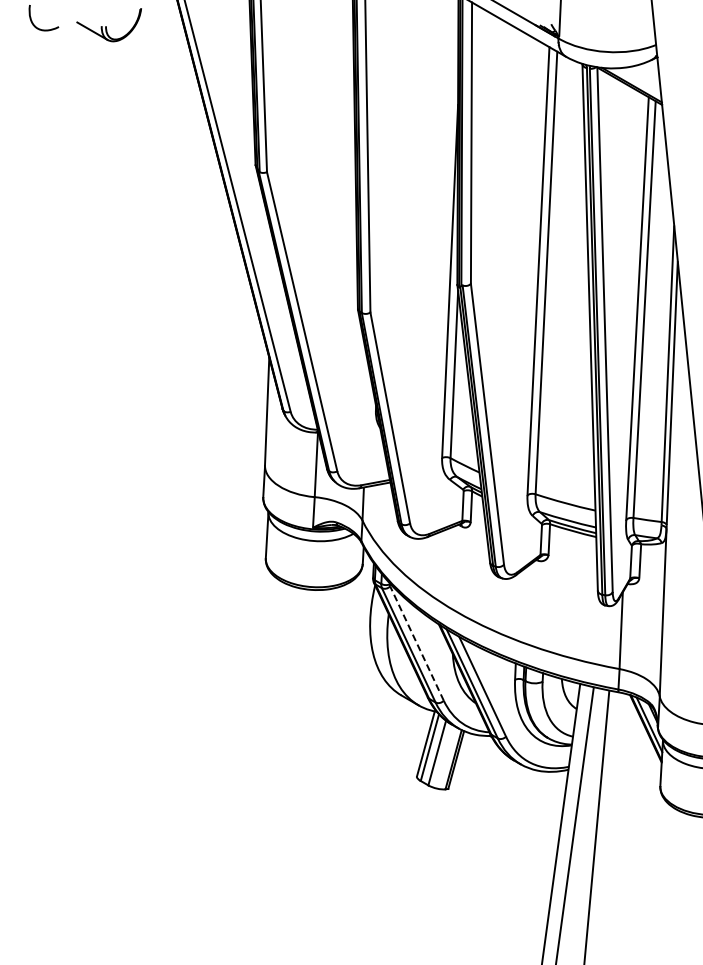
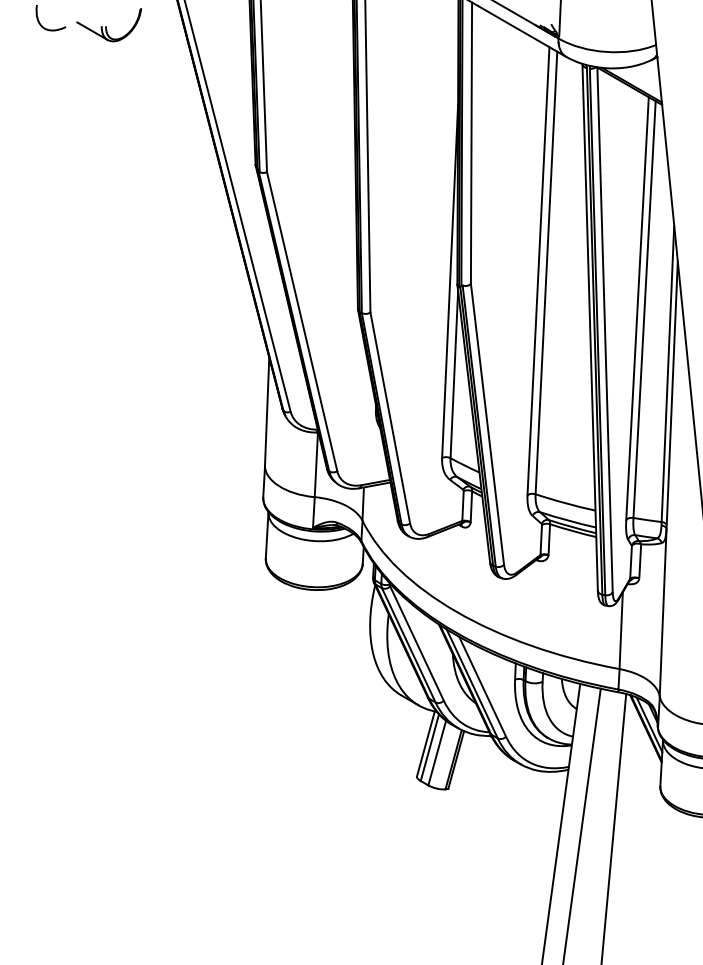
curve position: (38, 27) -> (45, 27) (45, 27)
line: dashed -> solid (416, 643)
line position: (574, 824) -> (581, 824) (581, 824)
line position: (596, 826) -> (613, 827) (613, 827)
